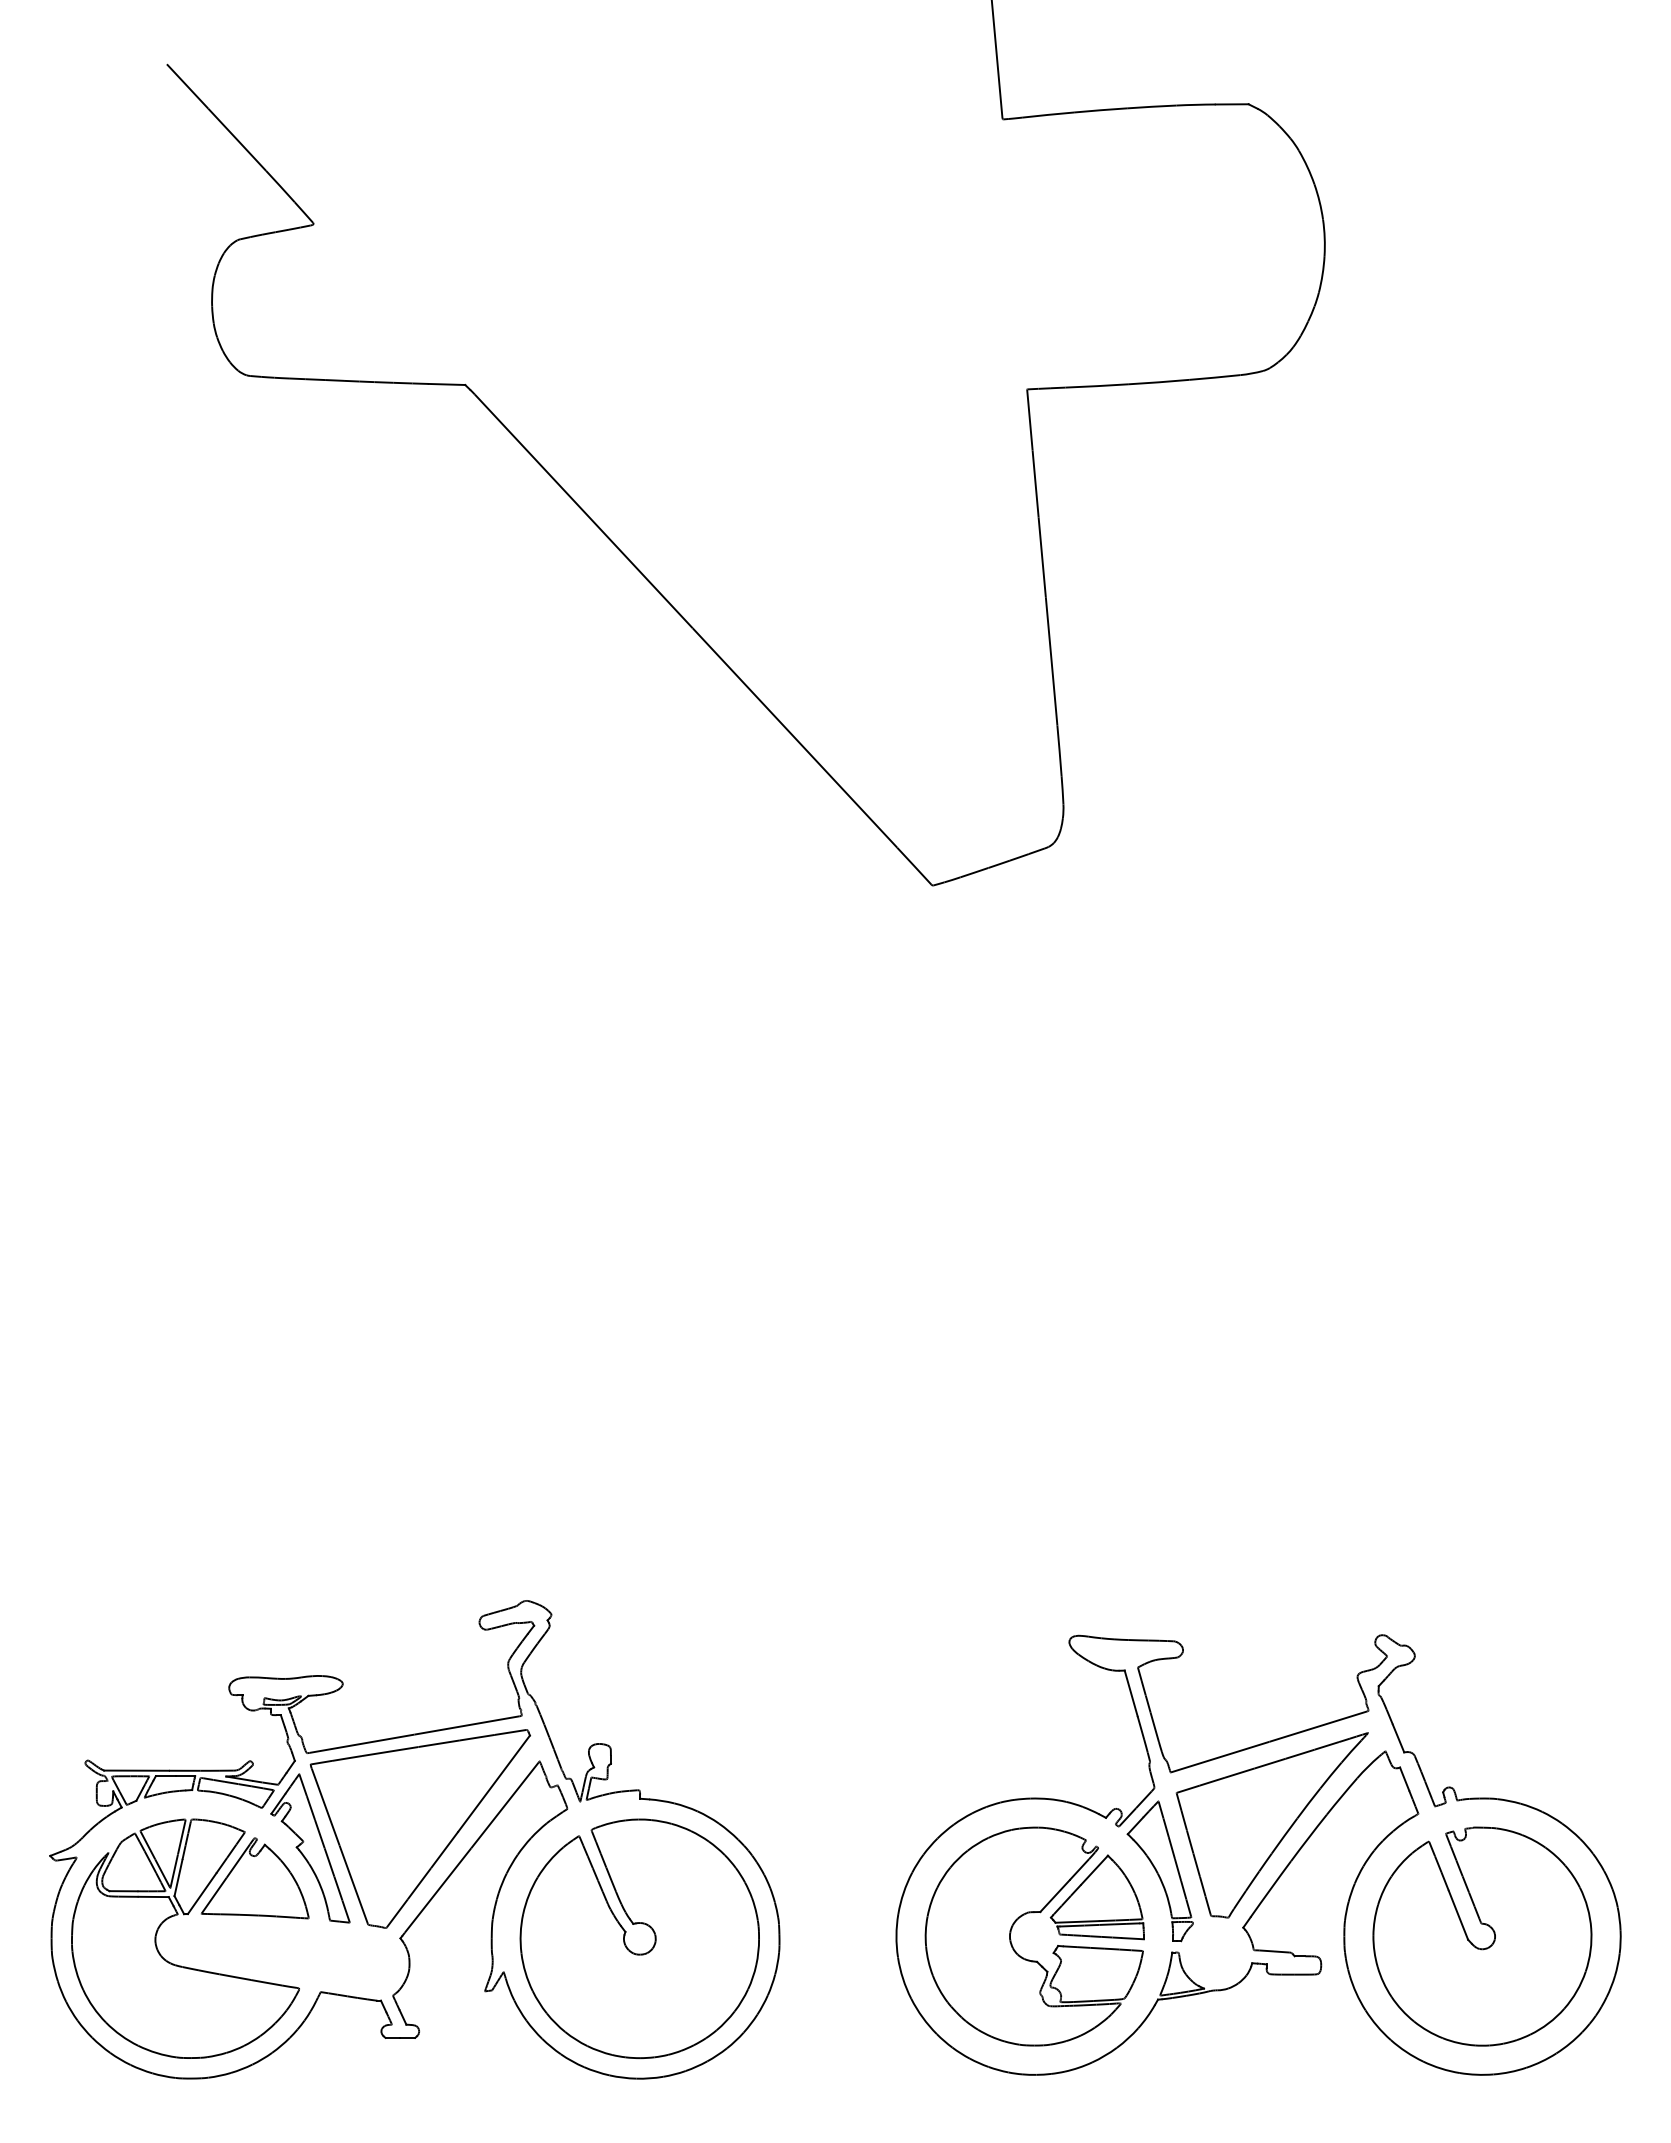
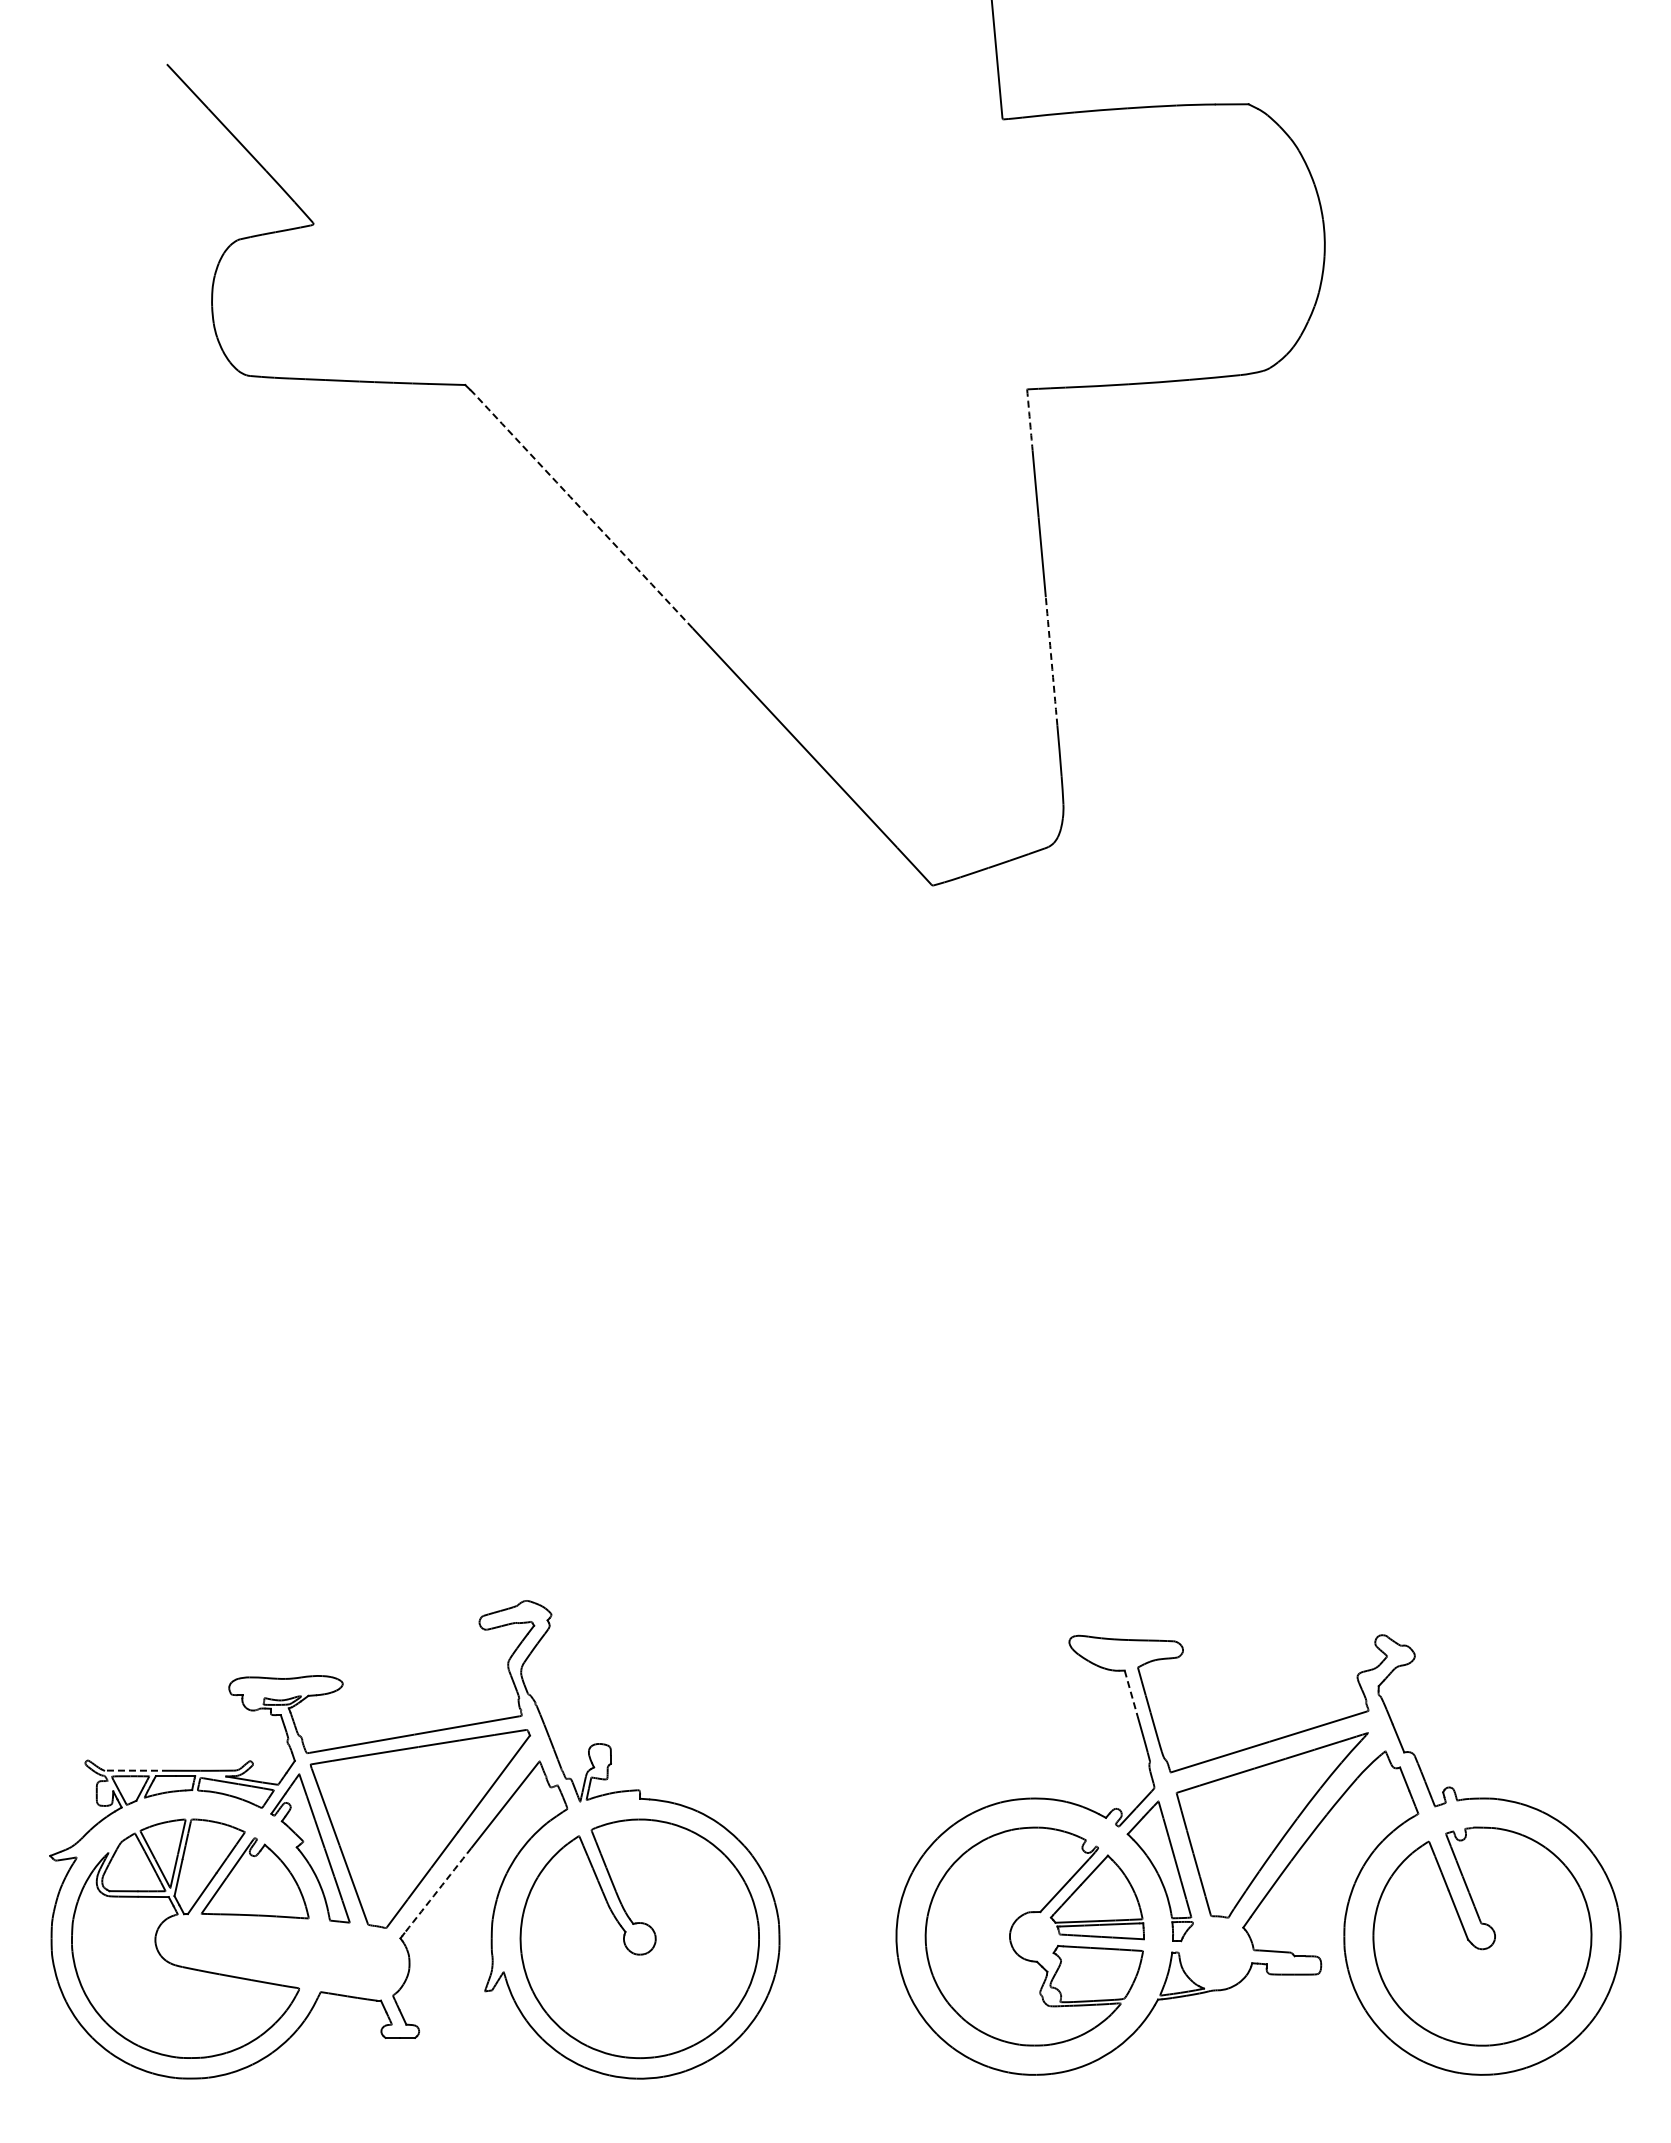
arc: solid -> dashed (1029, 420)
arc: solid -> dashed (583, 511)
arc: solid -> dashed (1051, 661)
line: solid -> dashed (1131, 1693)
line: solid -> dashed (136, 1770)
arc: solid -> dashed (438, 1890)
